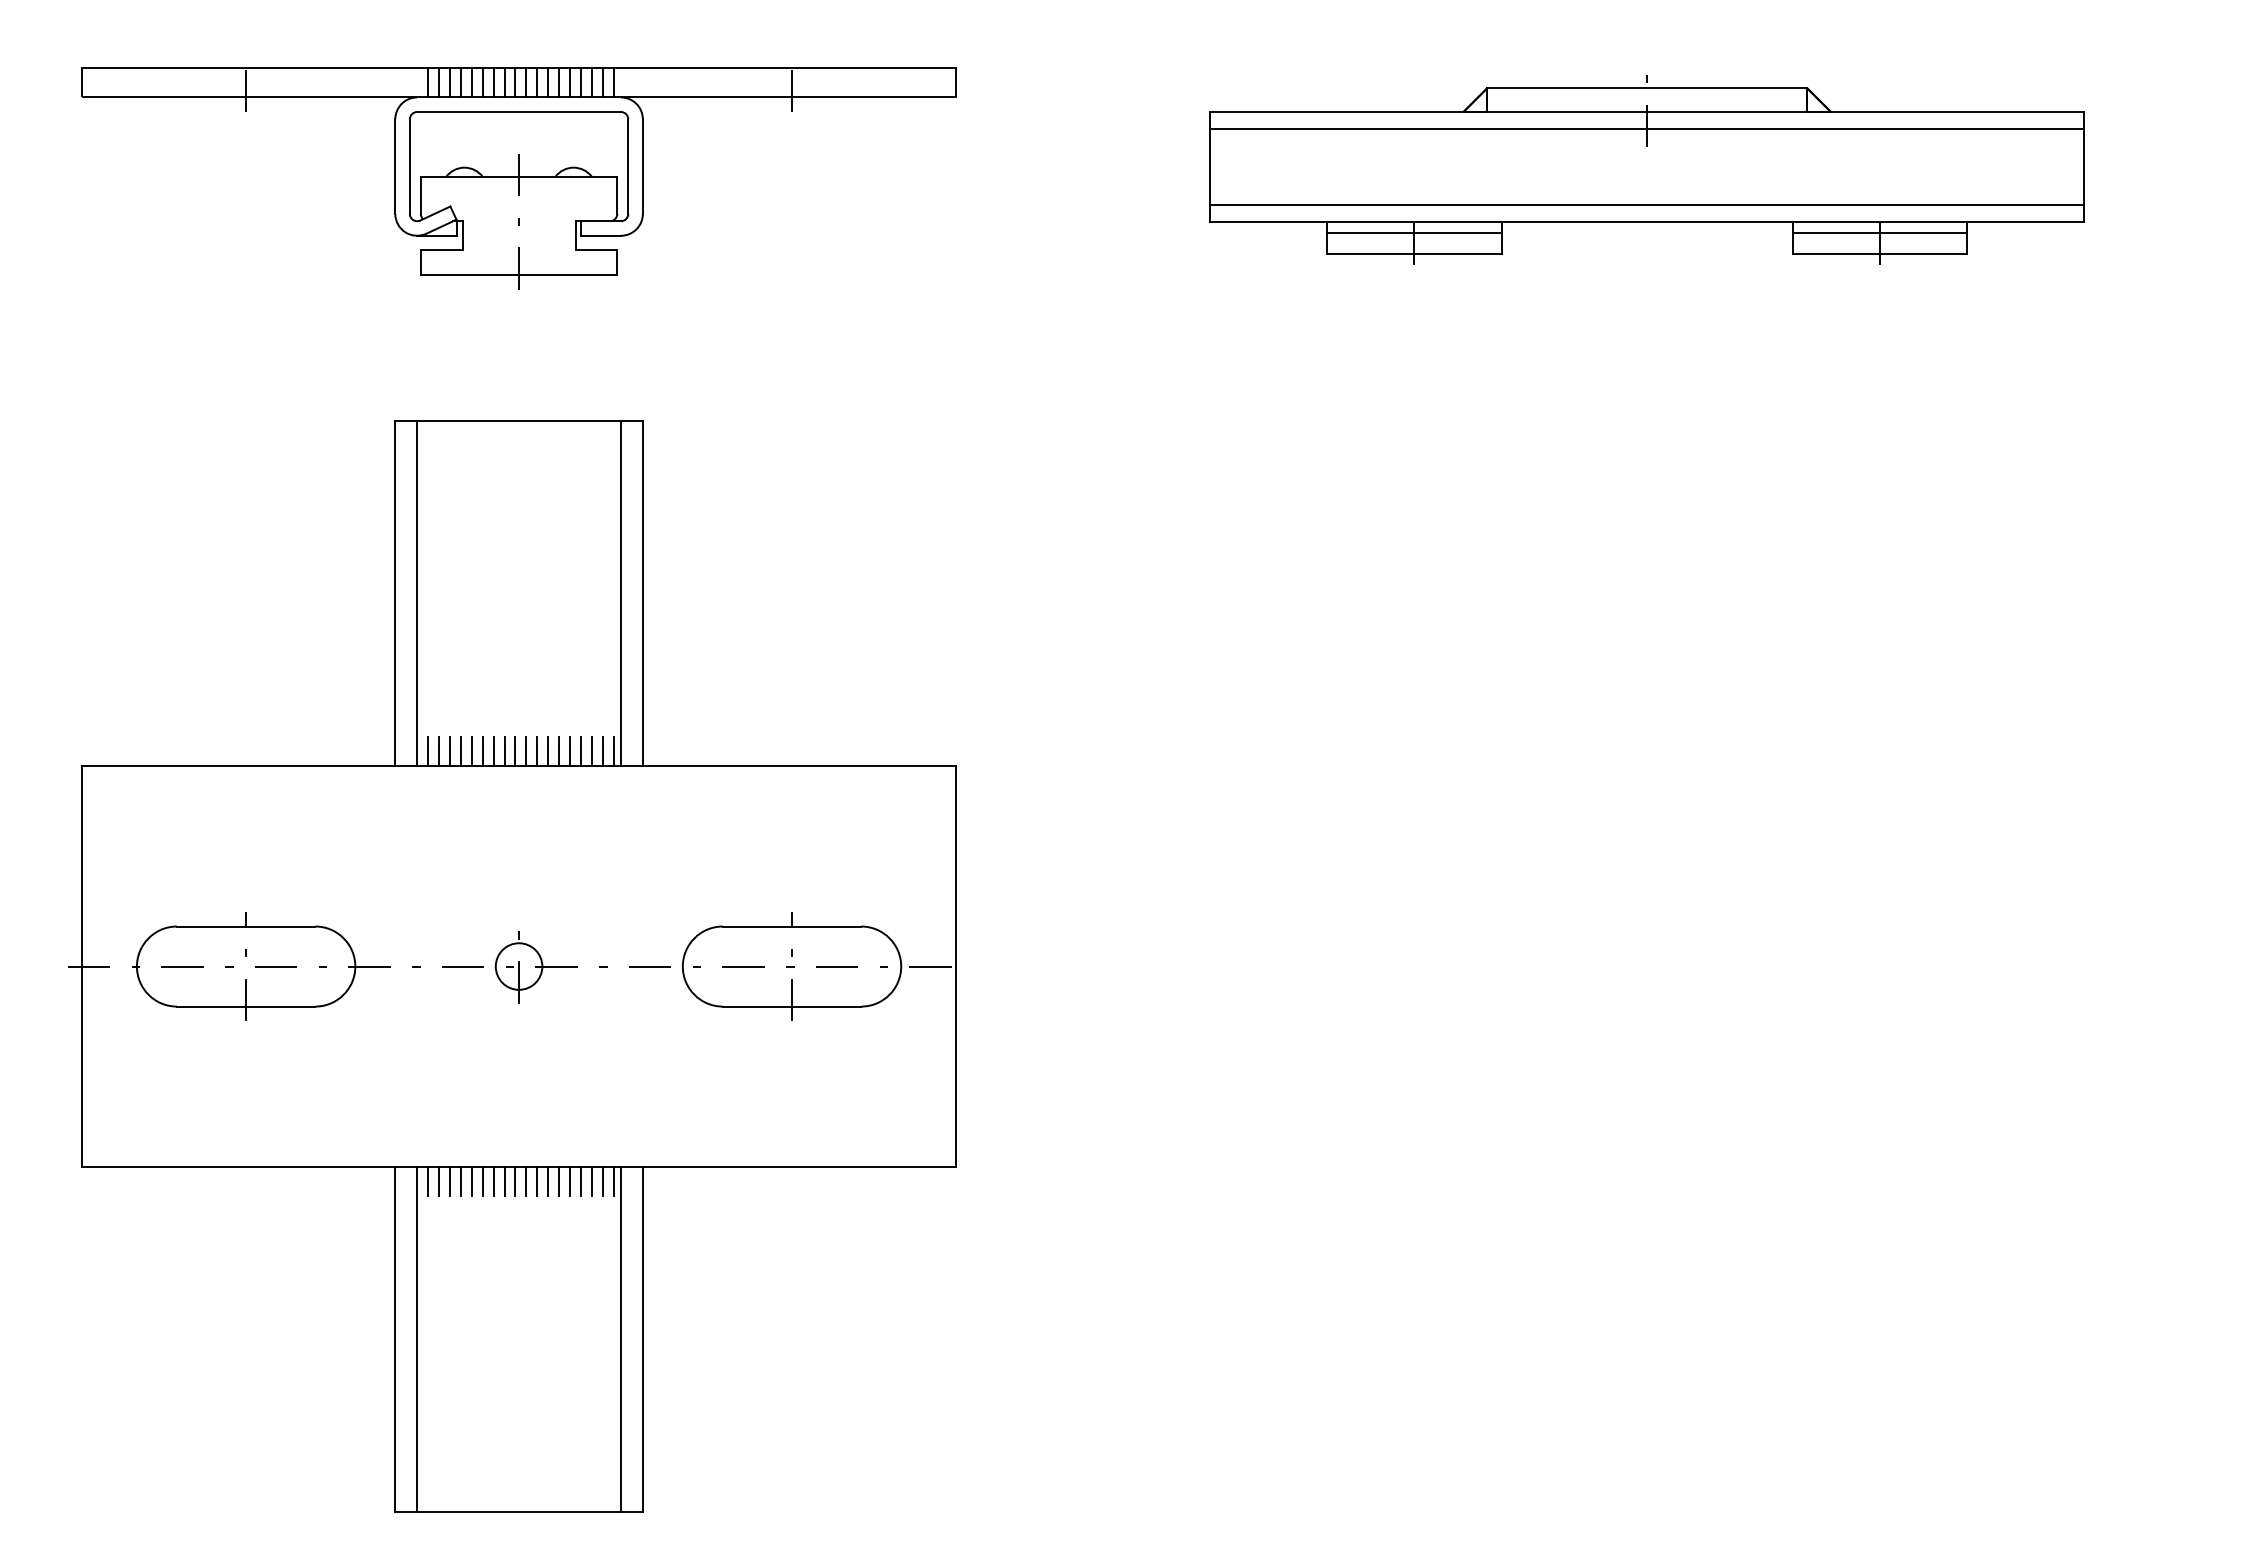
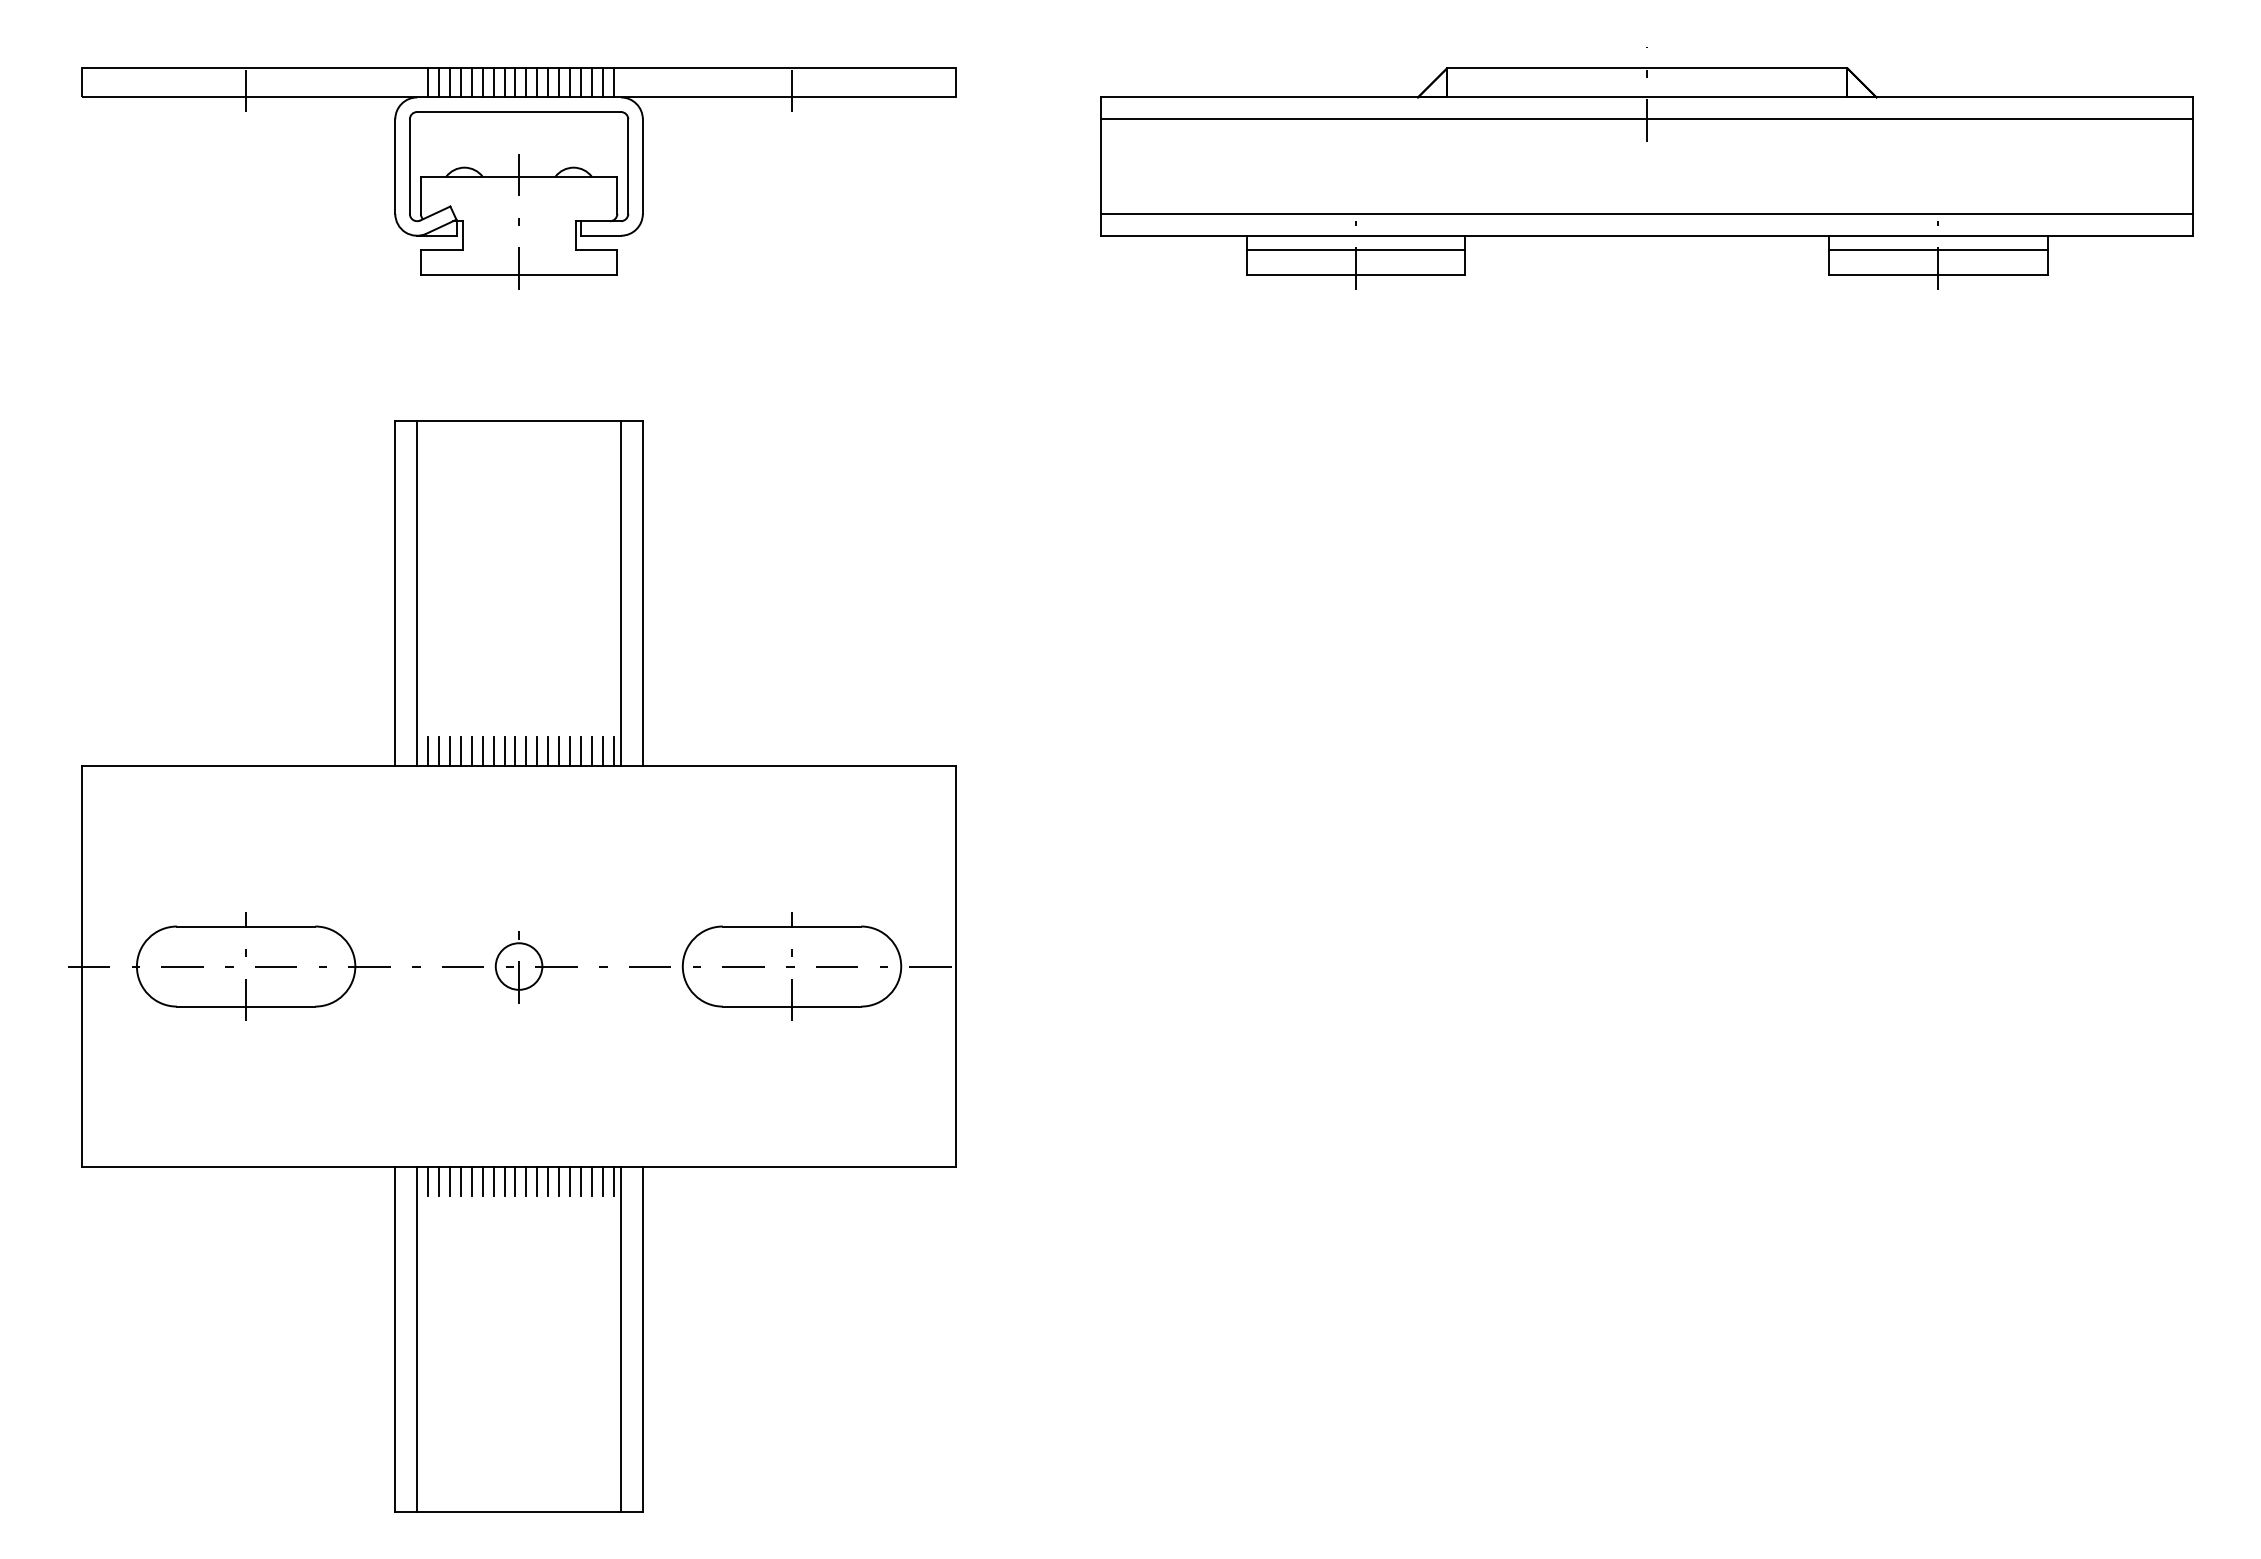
part size: 876x190 px -> 1094x243 px (1646, 168)
